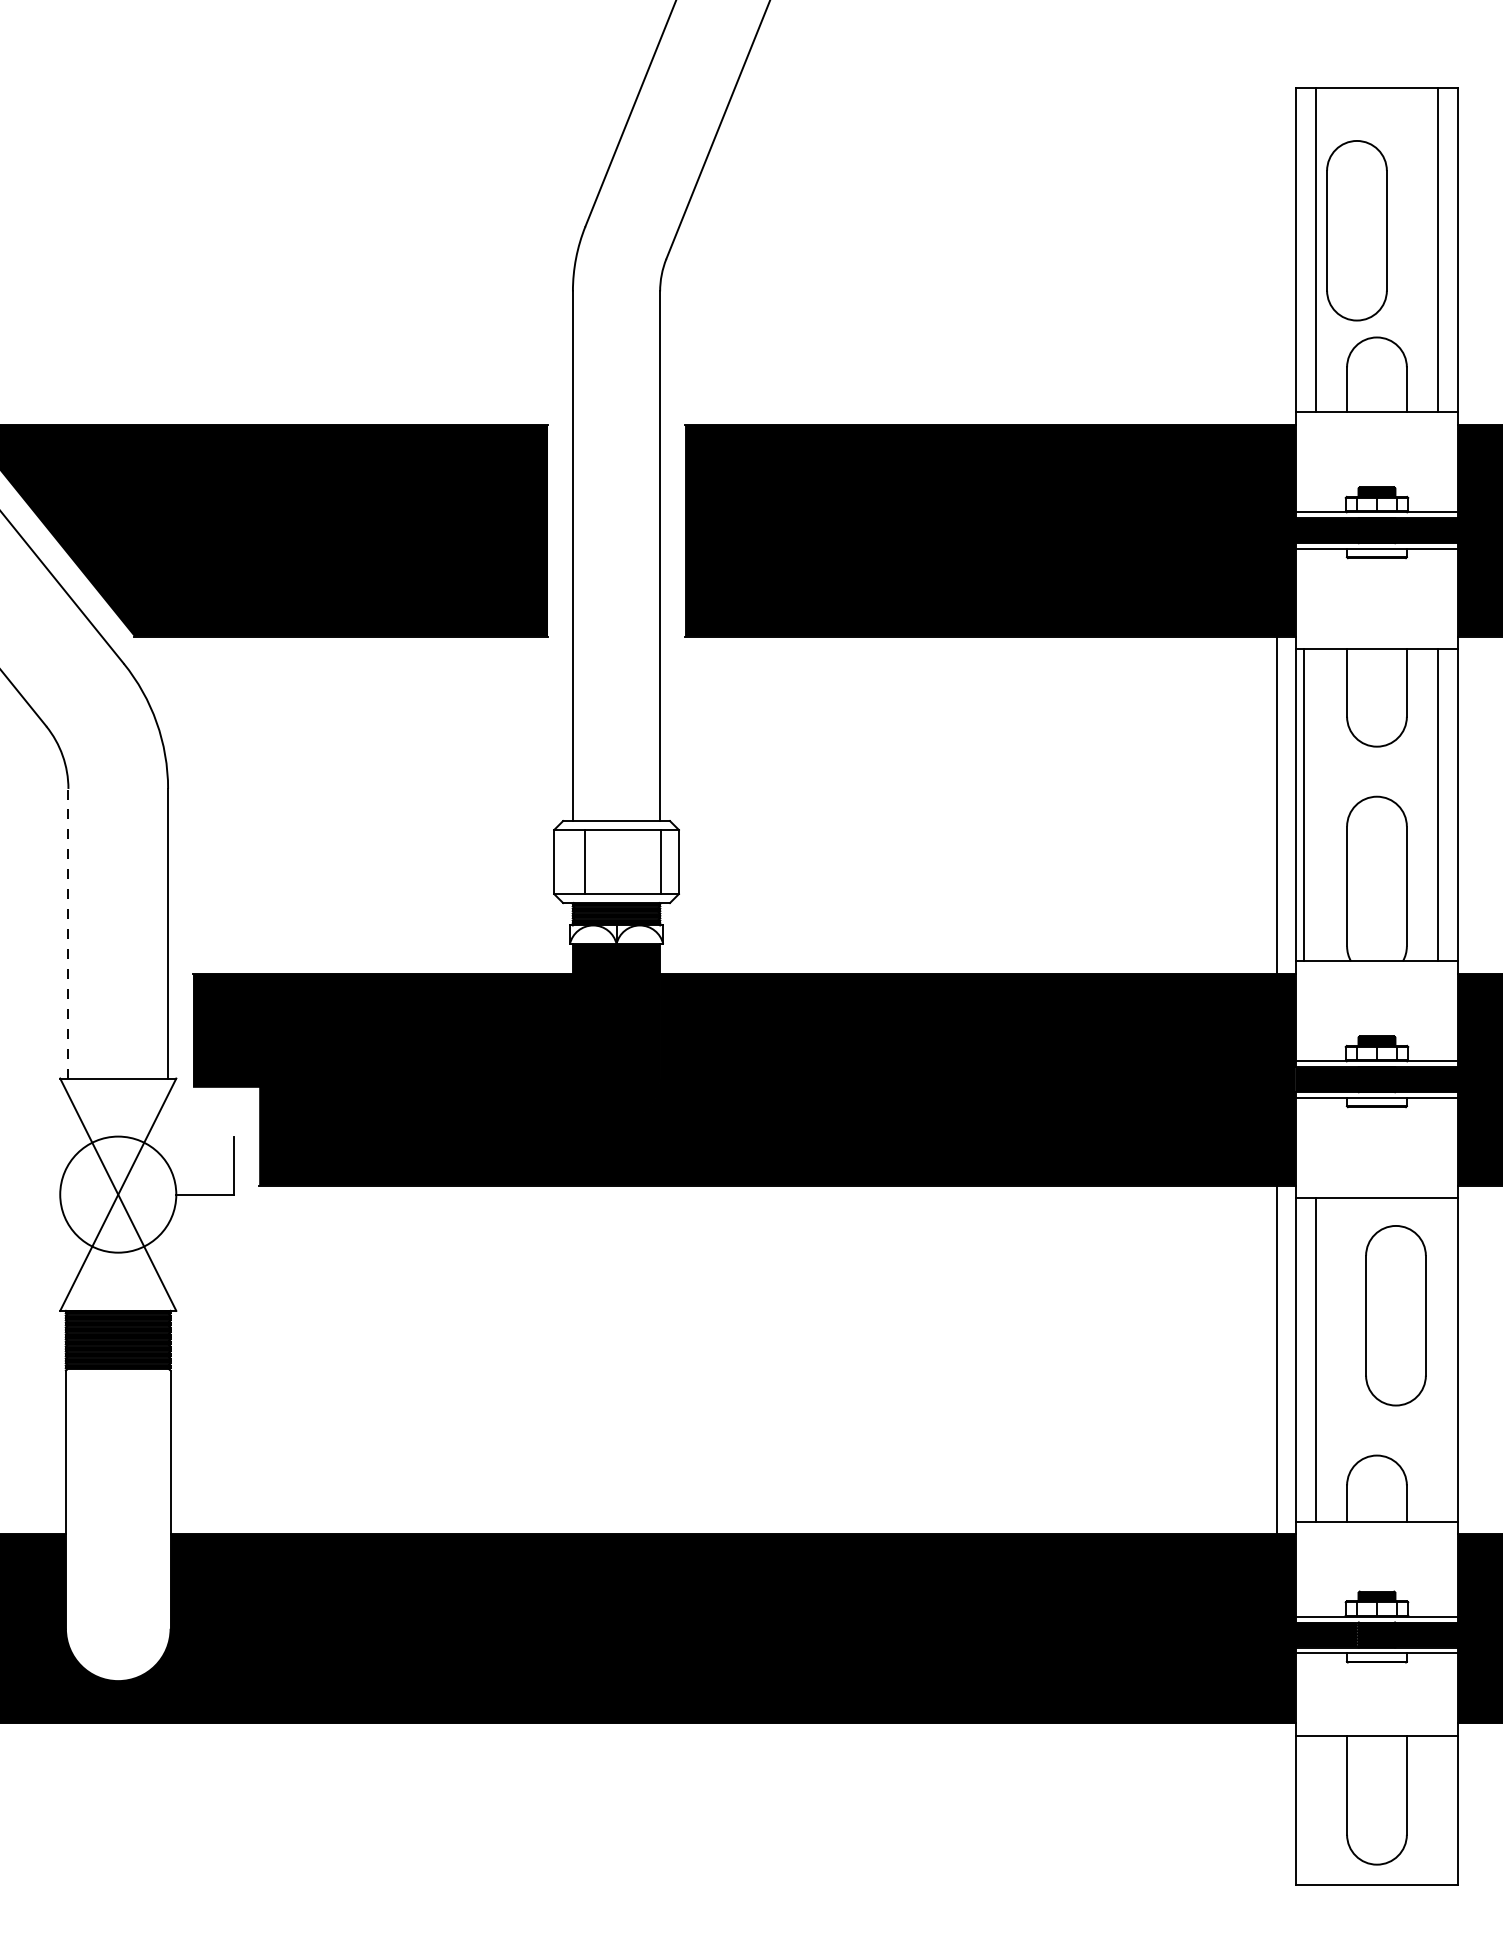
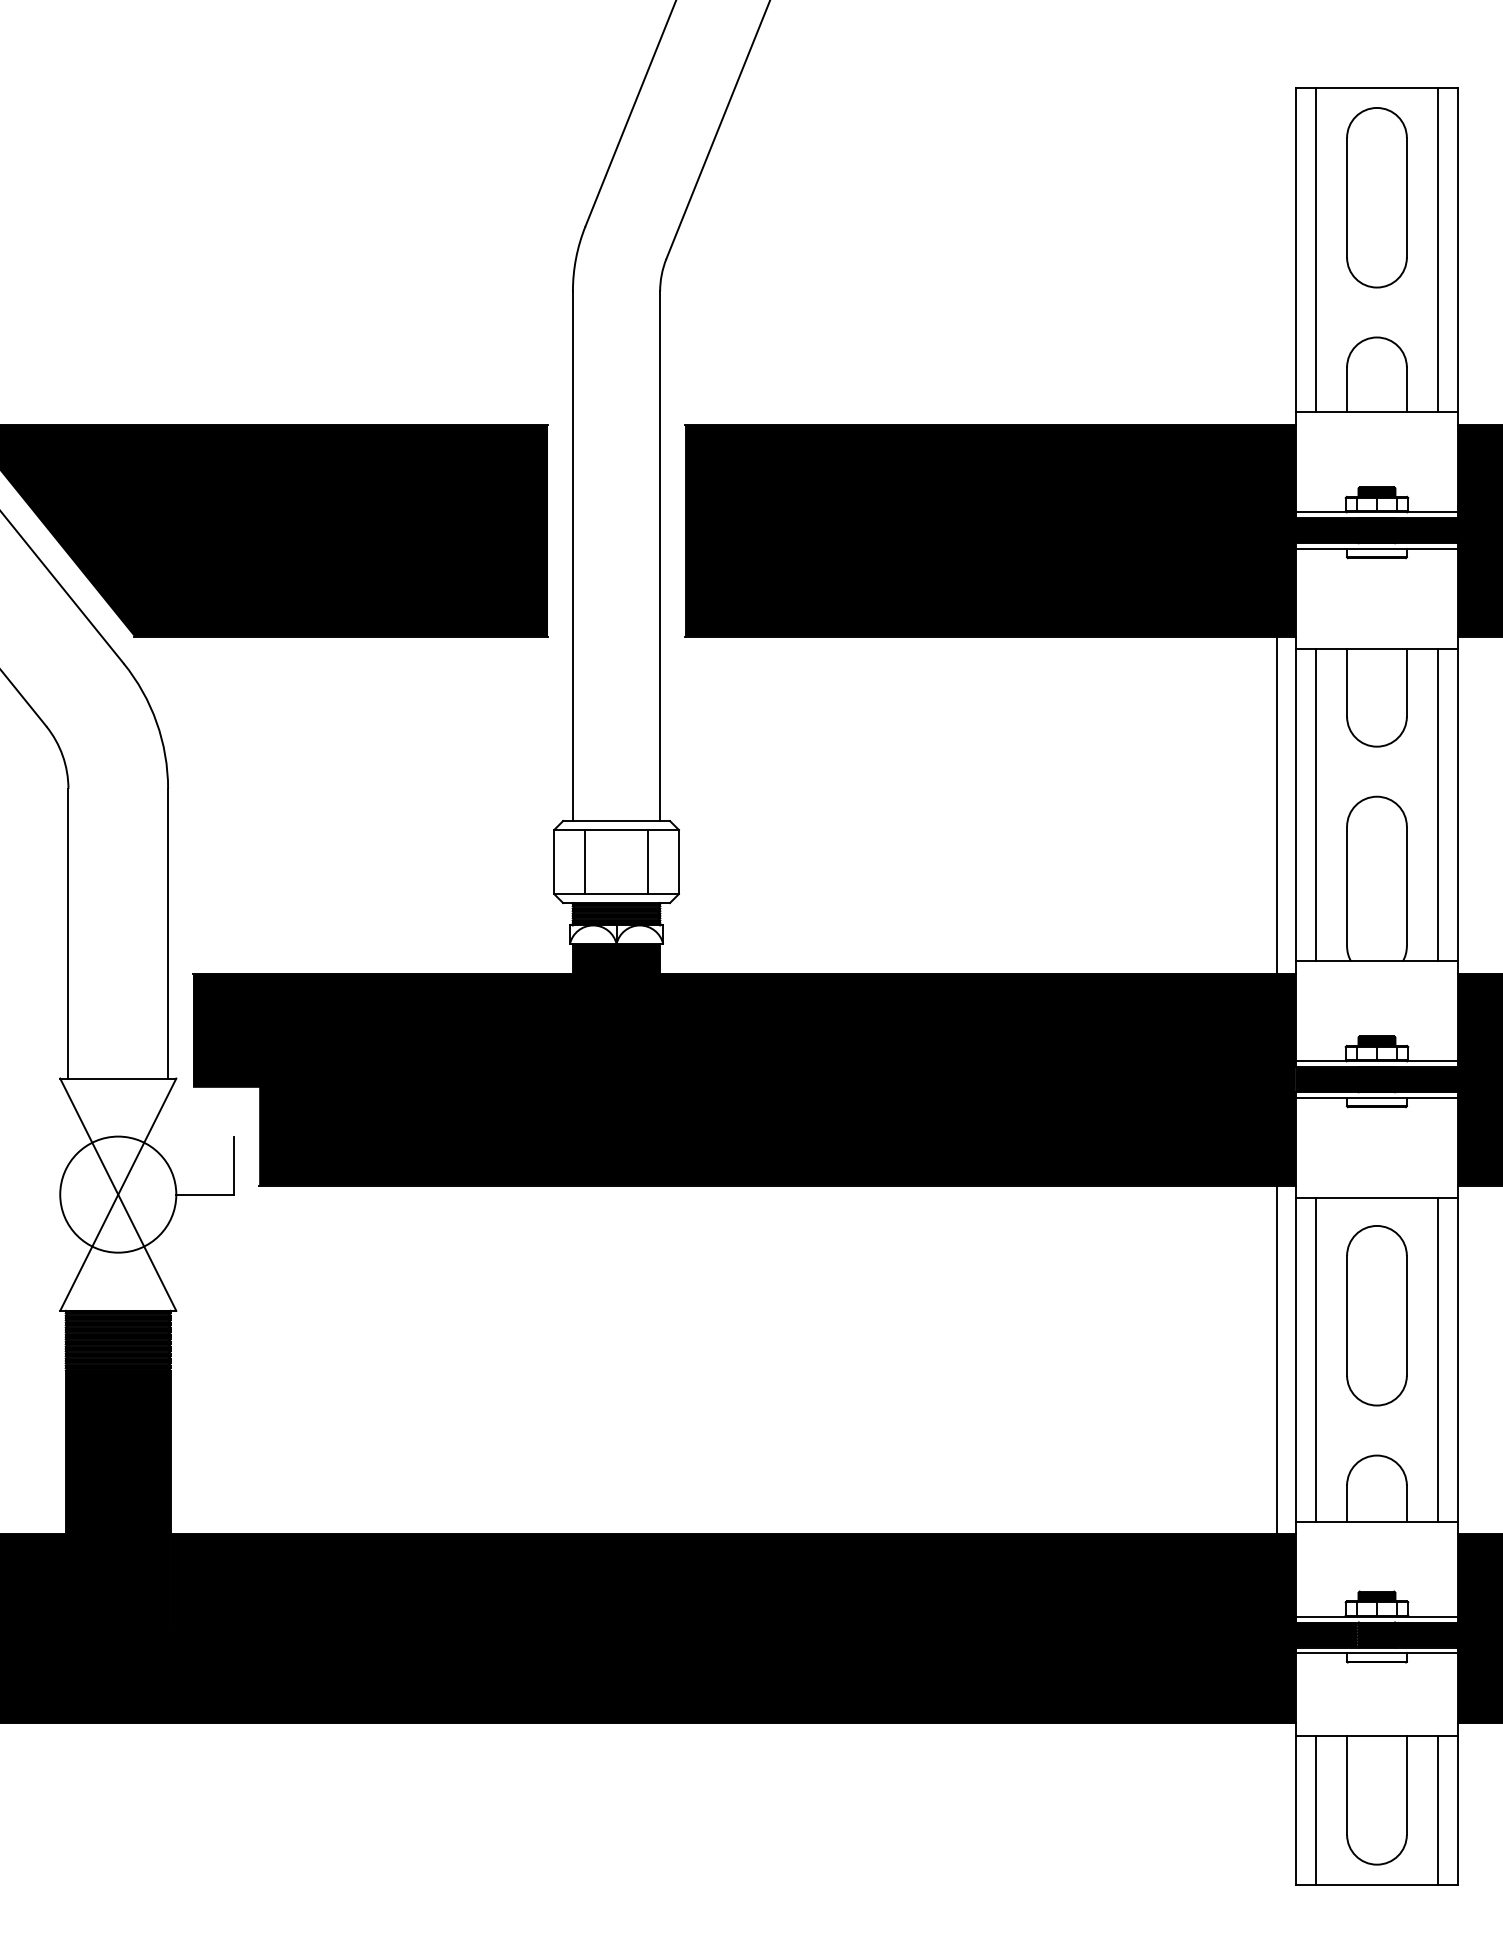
part position: (1356, 230) -> (1376, 197) (1376, 197)
line position: (1303, 805) -> (1315, 805) (1315, 805)
line position: (660, 862) -> (647, 862) (647, 862)
line: dashed -> solid (68, 933)
part position: (1395, 1315) -> (1376, 1315) (1376, 1315)
line: none -> present (1438, 1359)
fill: none -> present (117, 1525)
line: none -> present (1315, 1809)
line: none -> present (1438, 1809)
